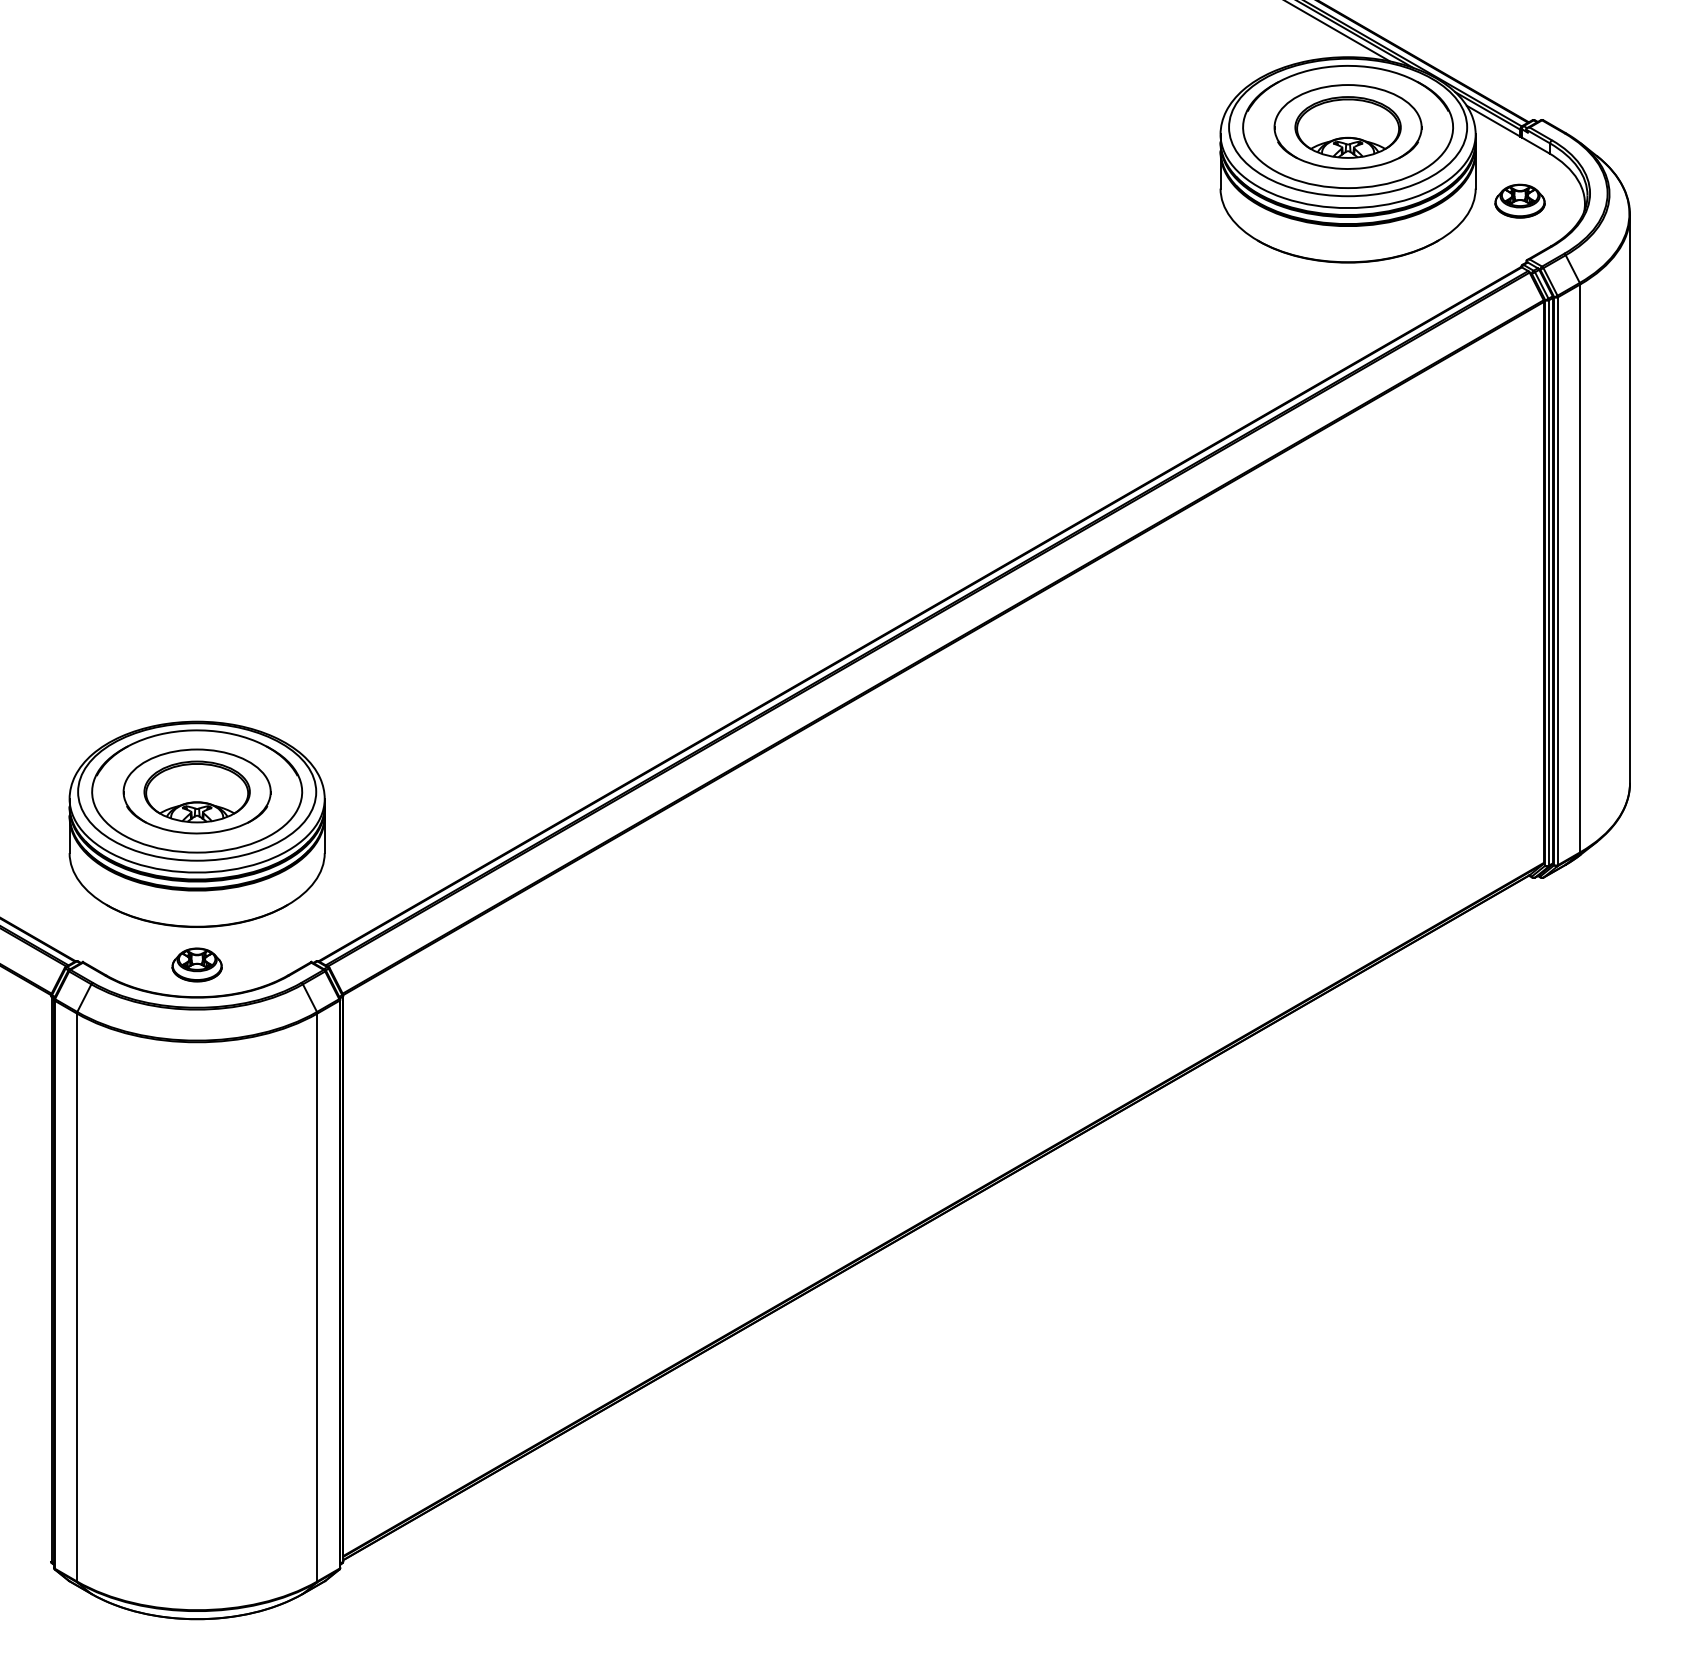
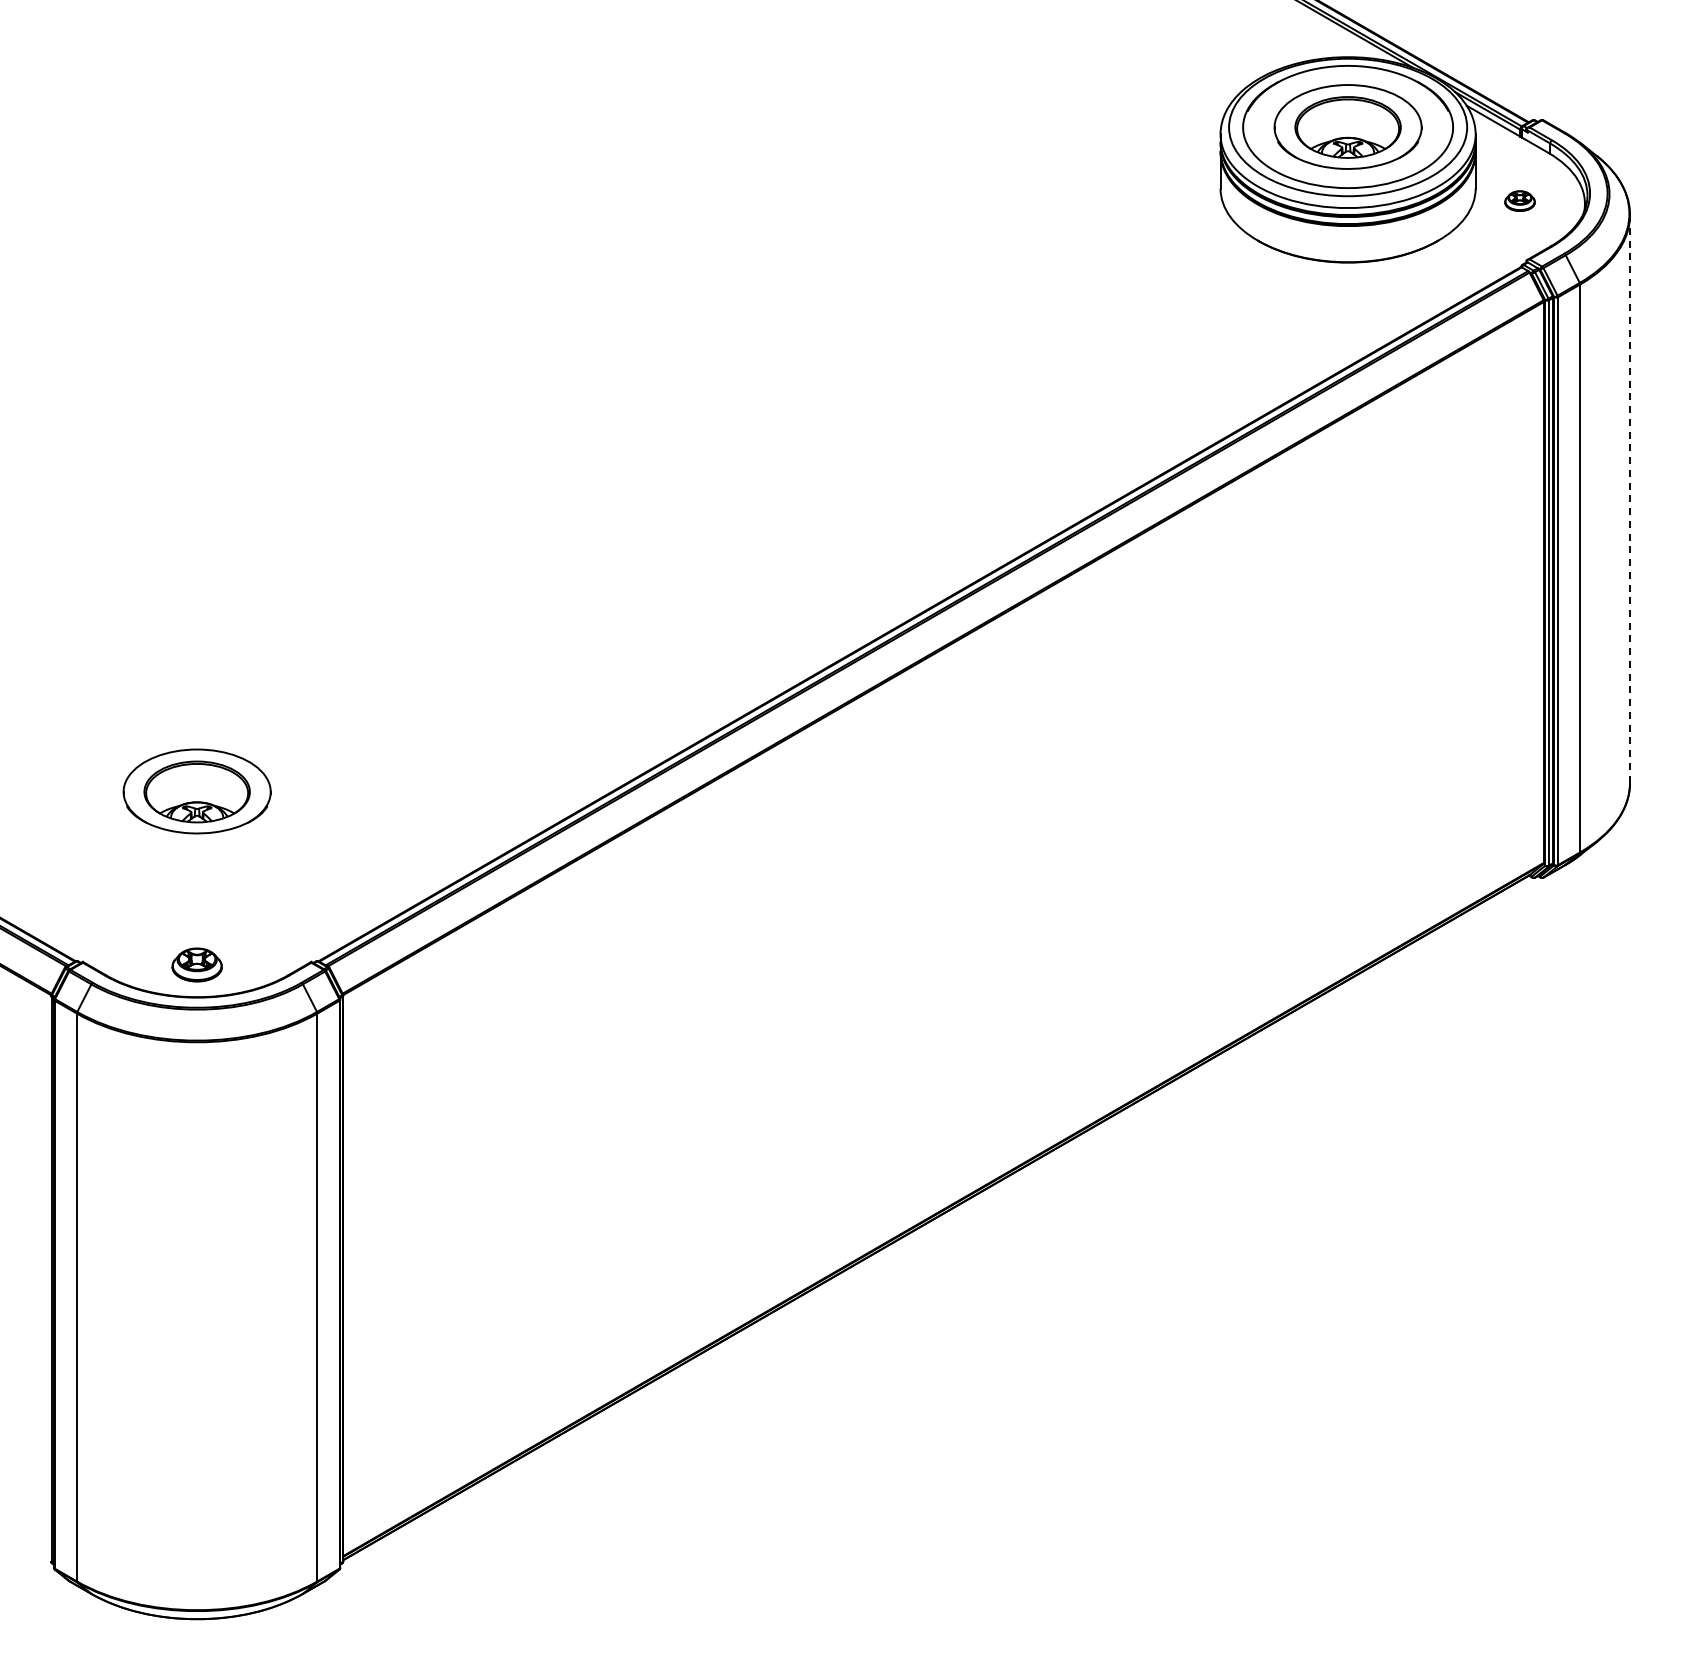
line: present -> none (1338, 31)
part size: 52x36 px -> 32x22 px (1519, 200)
line: solid -> dashed (1630, 498)
part: present -> none (196, 823)
